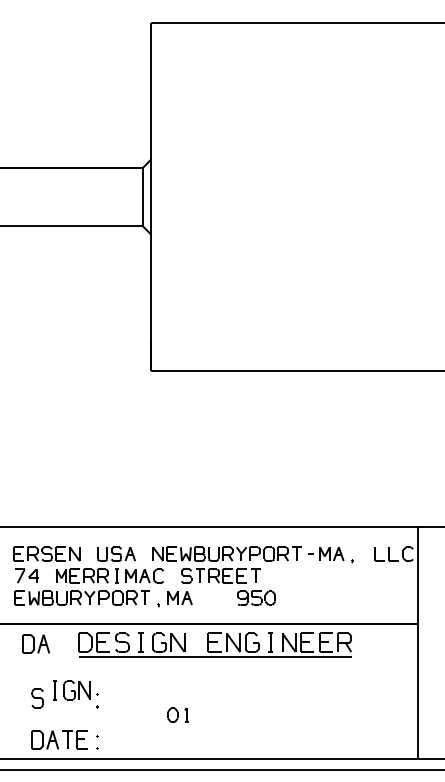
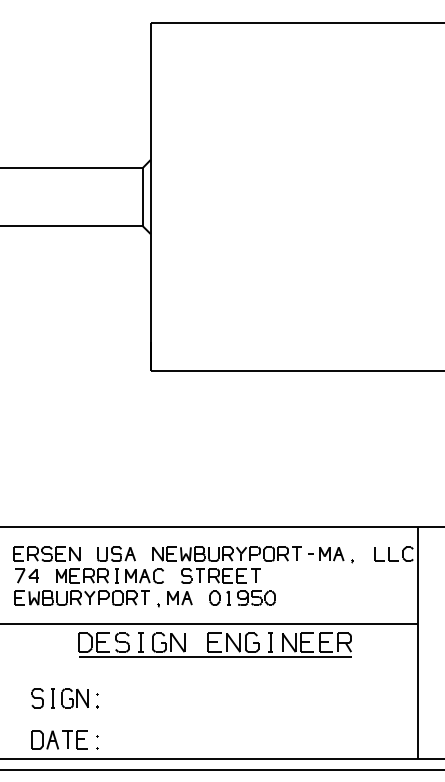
part: present -> none (35, 643)
part position: (71, 690) -> (69, 698) (69, 698)
part position: (177, 714) -> (219, 597) (219, 597)
